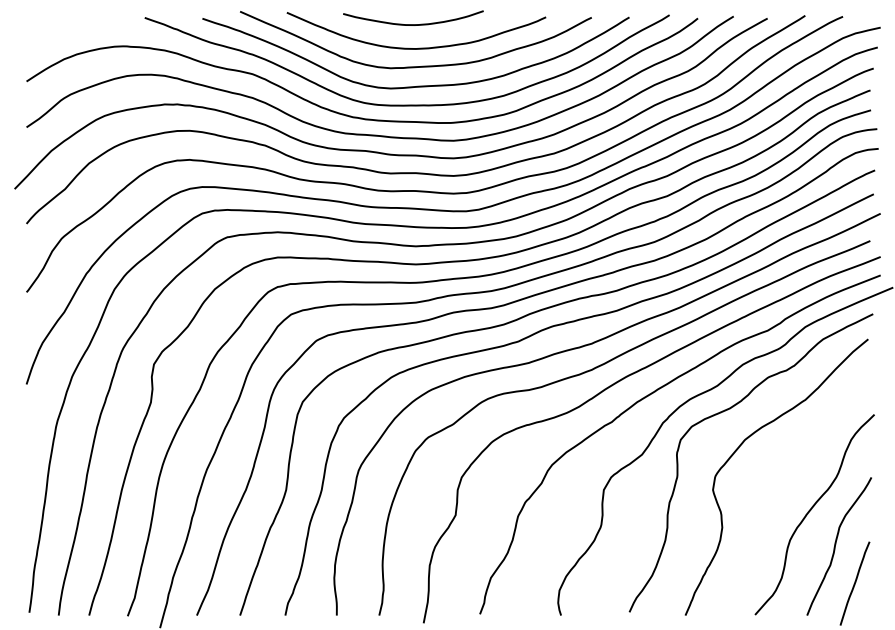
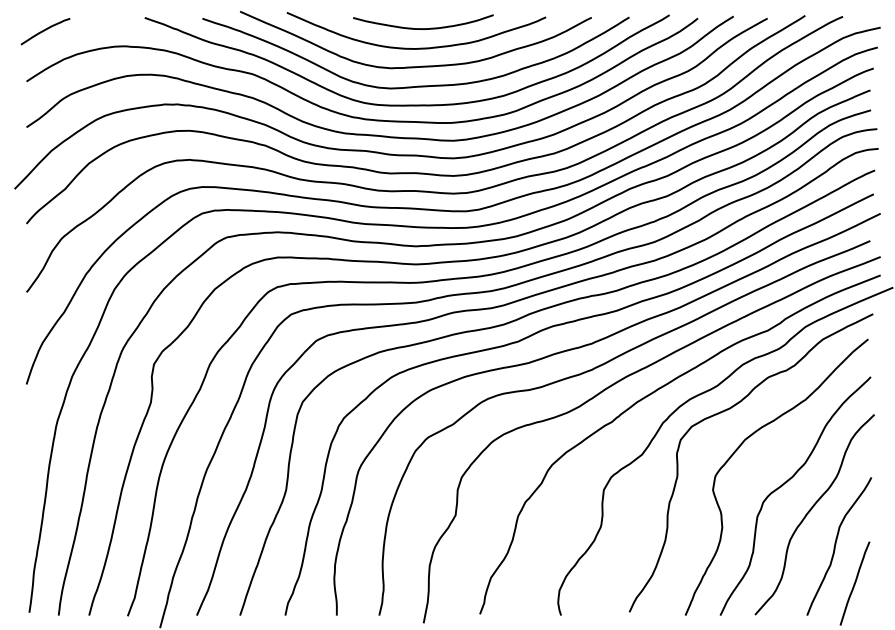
curve position: (413, 24) -> (423, 28) (423, 28)
curve: none -> present (45, 30)
curve: none -> present (786, 483)
